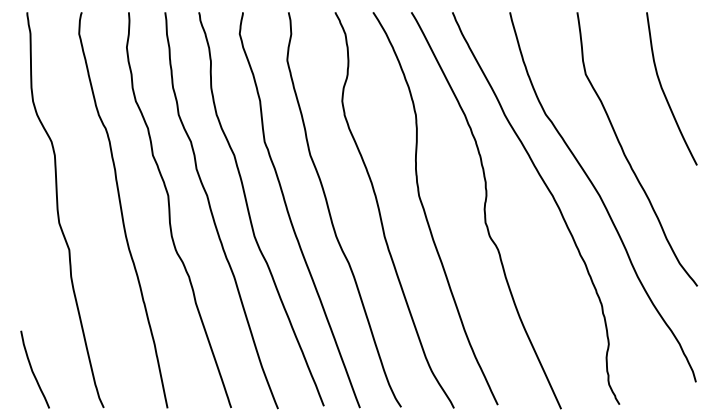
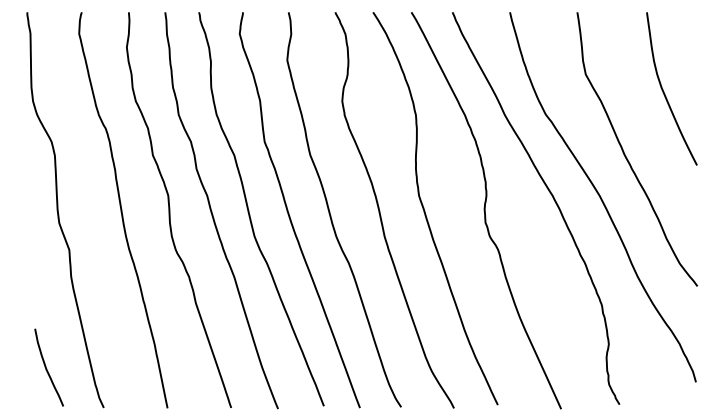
curve position: (32, 369) -> (46, 367) (46, 367)
